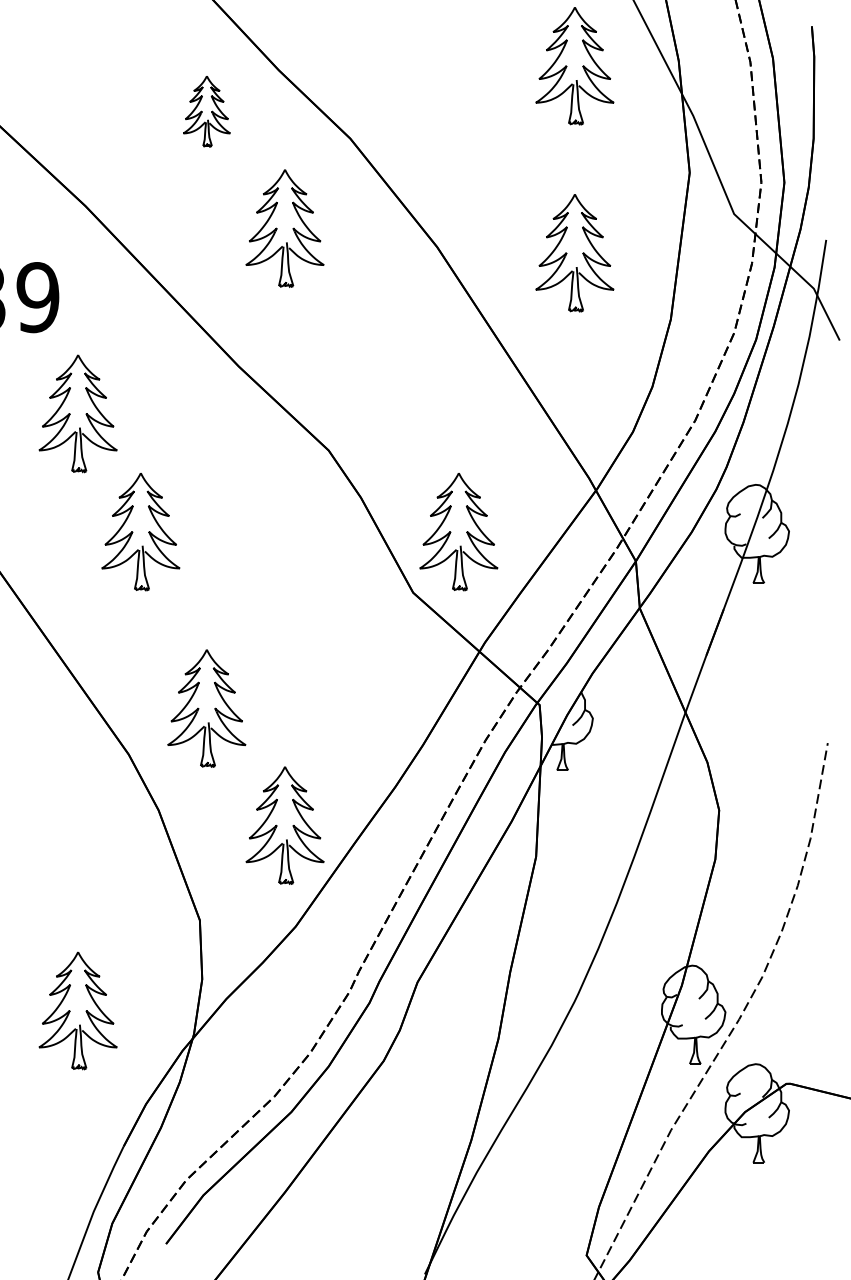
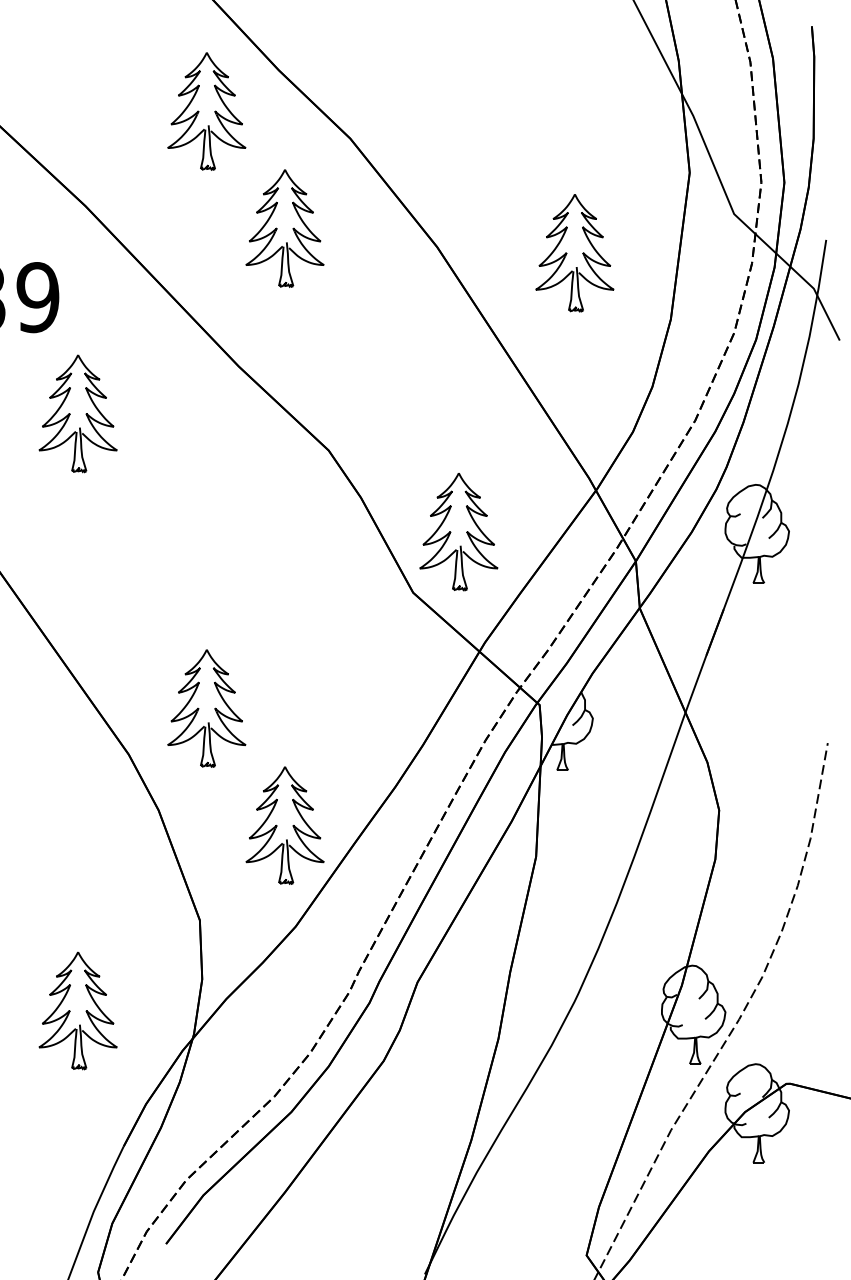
part: present -> none (574, 66)
part size: 48x72 px -> 80x119 px (206, 111)
part: present -> none (140, 532)
